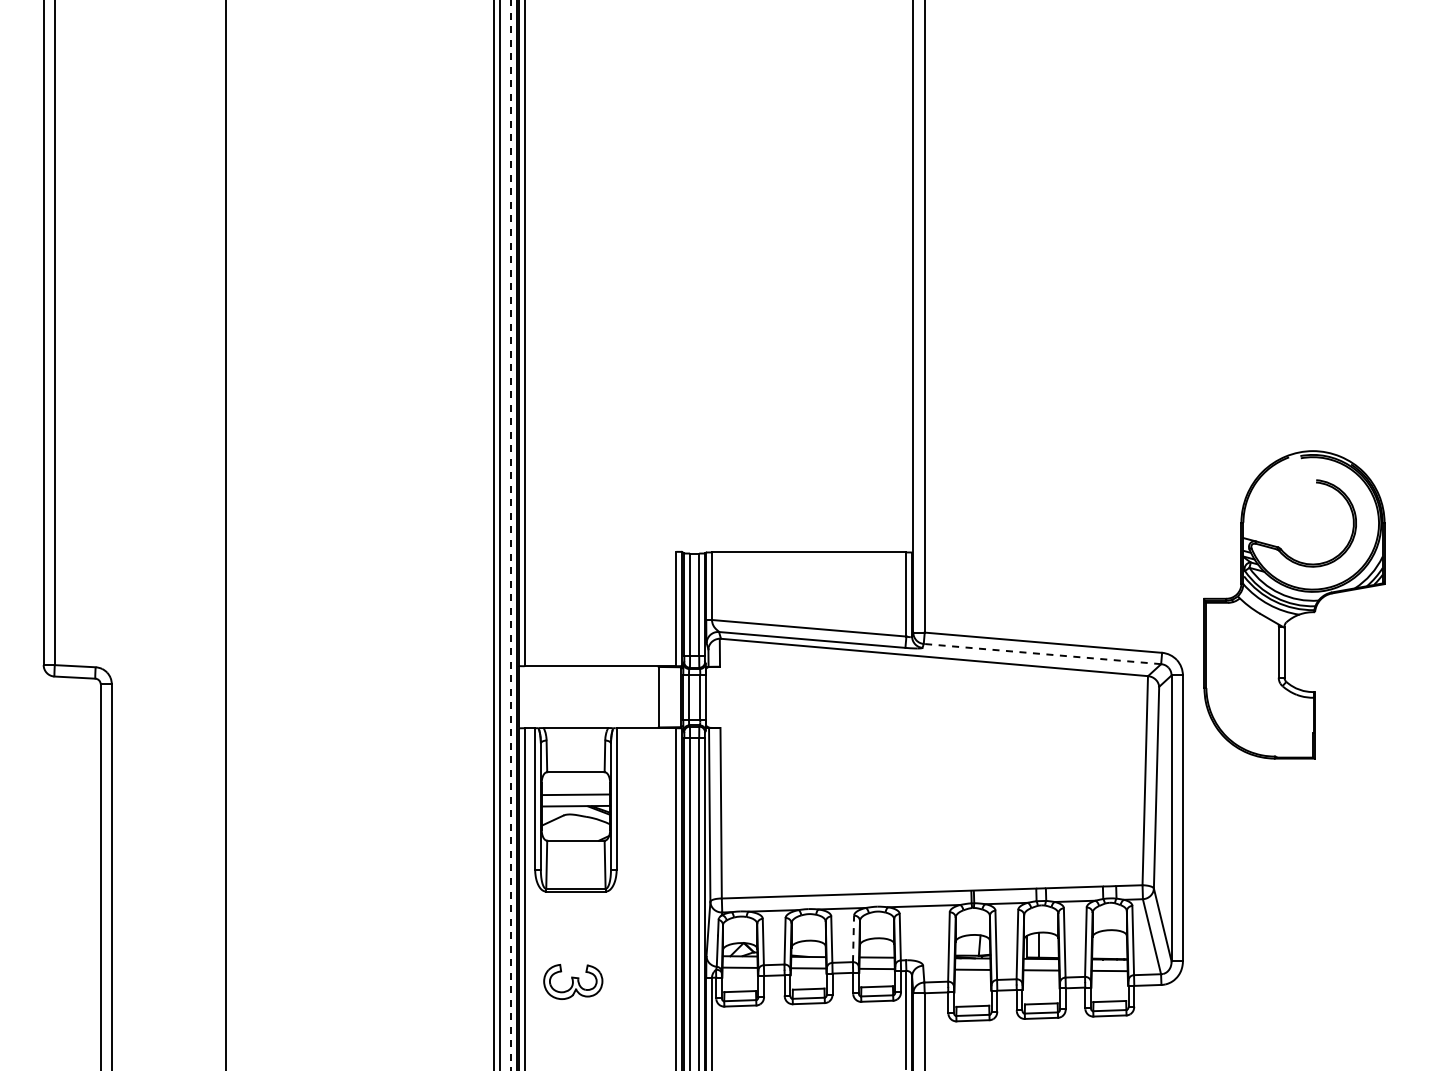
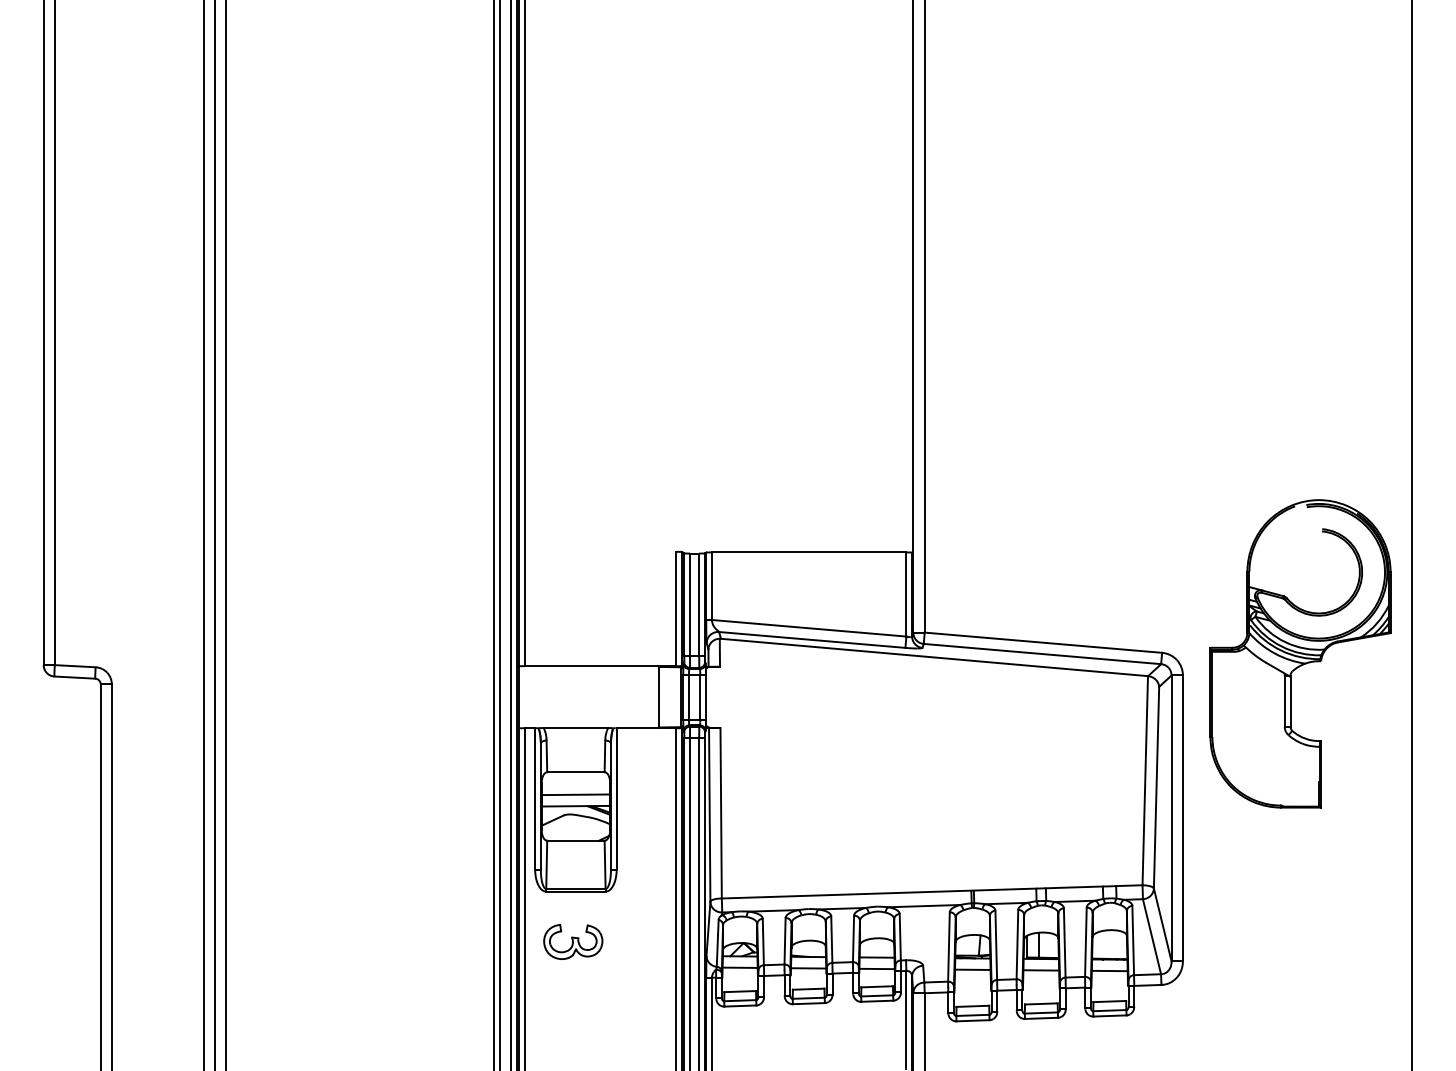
line: none -> present (203, 534)
line: none -> present (214, 534)
line: none -> present (1412, 534)
line: dashed -> solid (510, 535)
part position: (1294, 604) -> (1300, 653) (1300, 653)
line: dashed -> solid (1041, 654)
line: dashed -> solid (853, 938)
part position: (573, 981) -> (573, 941) (573, 941)
